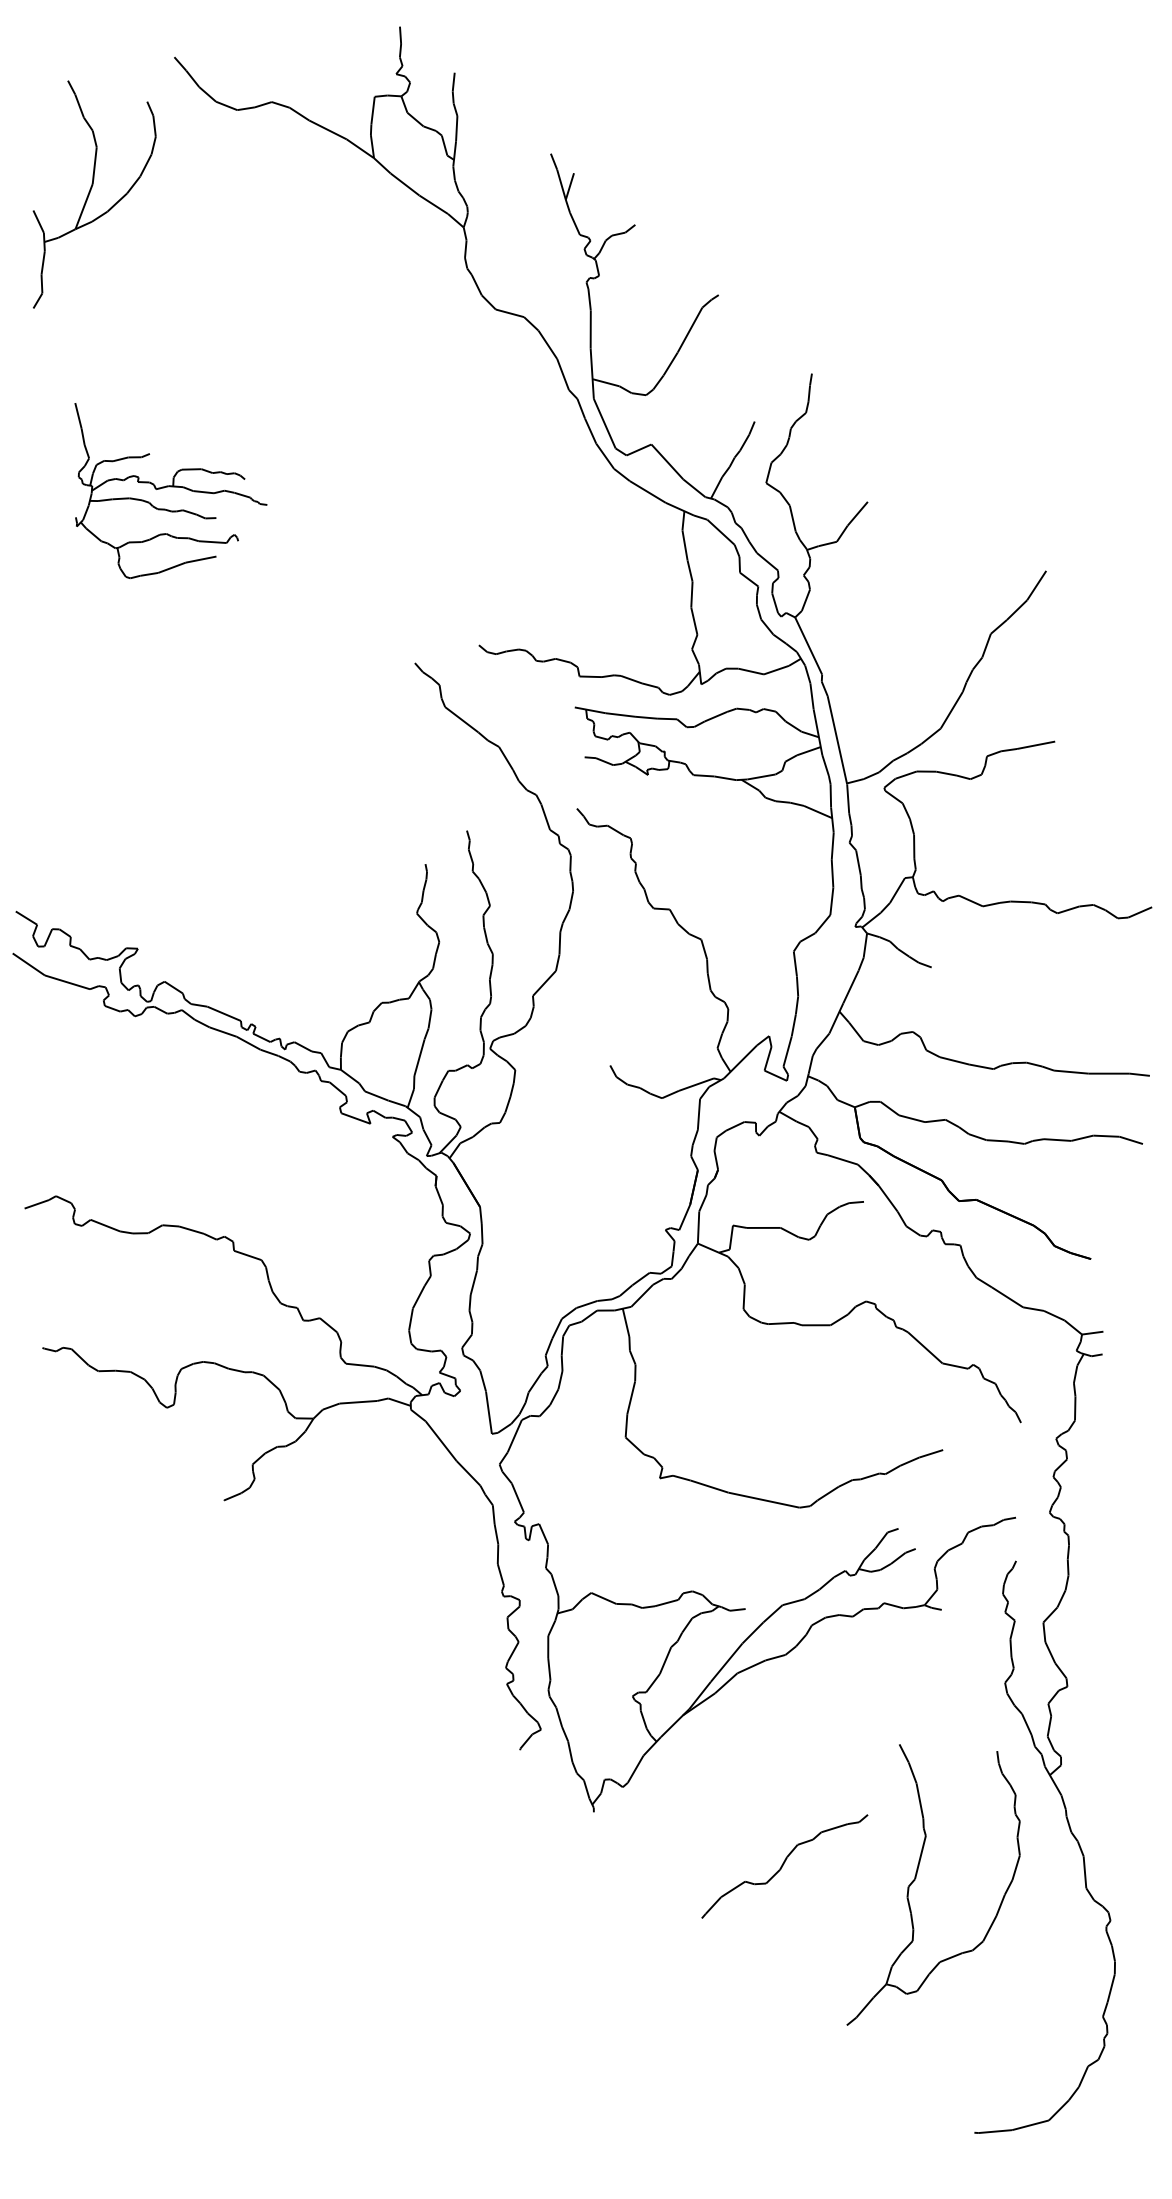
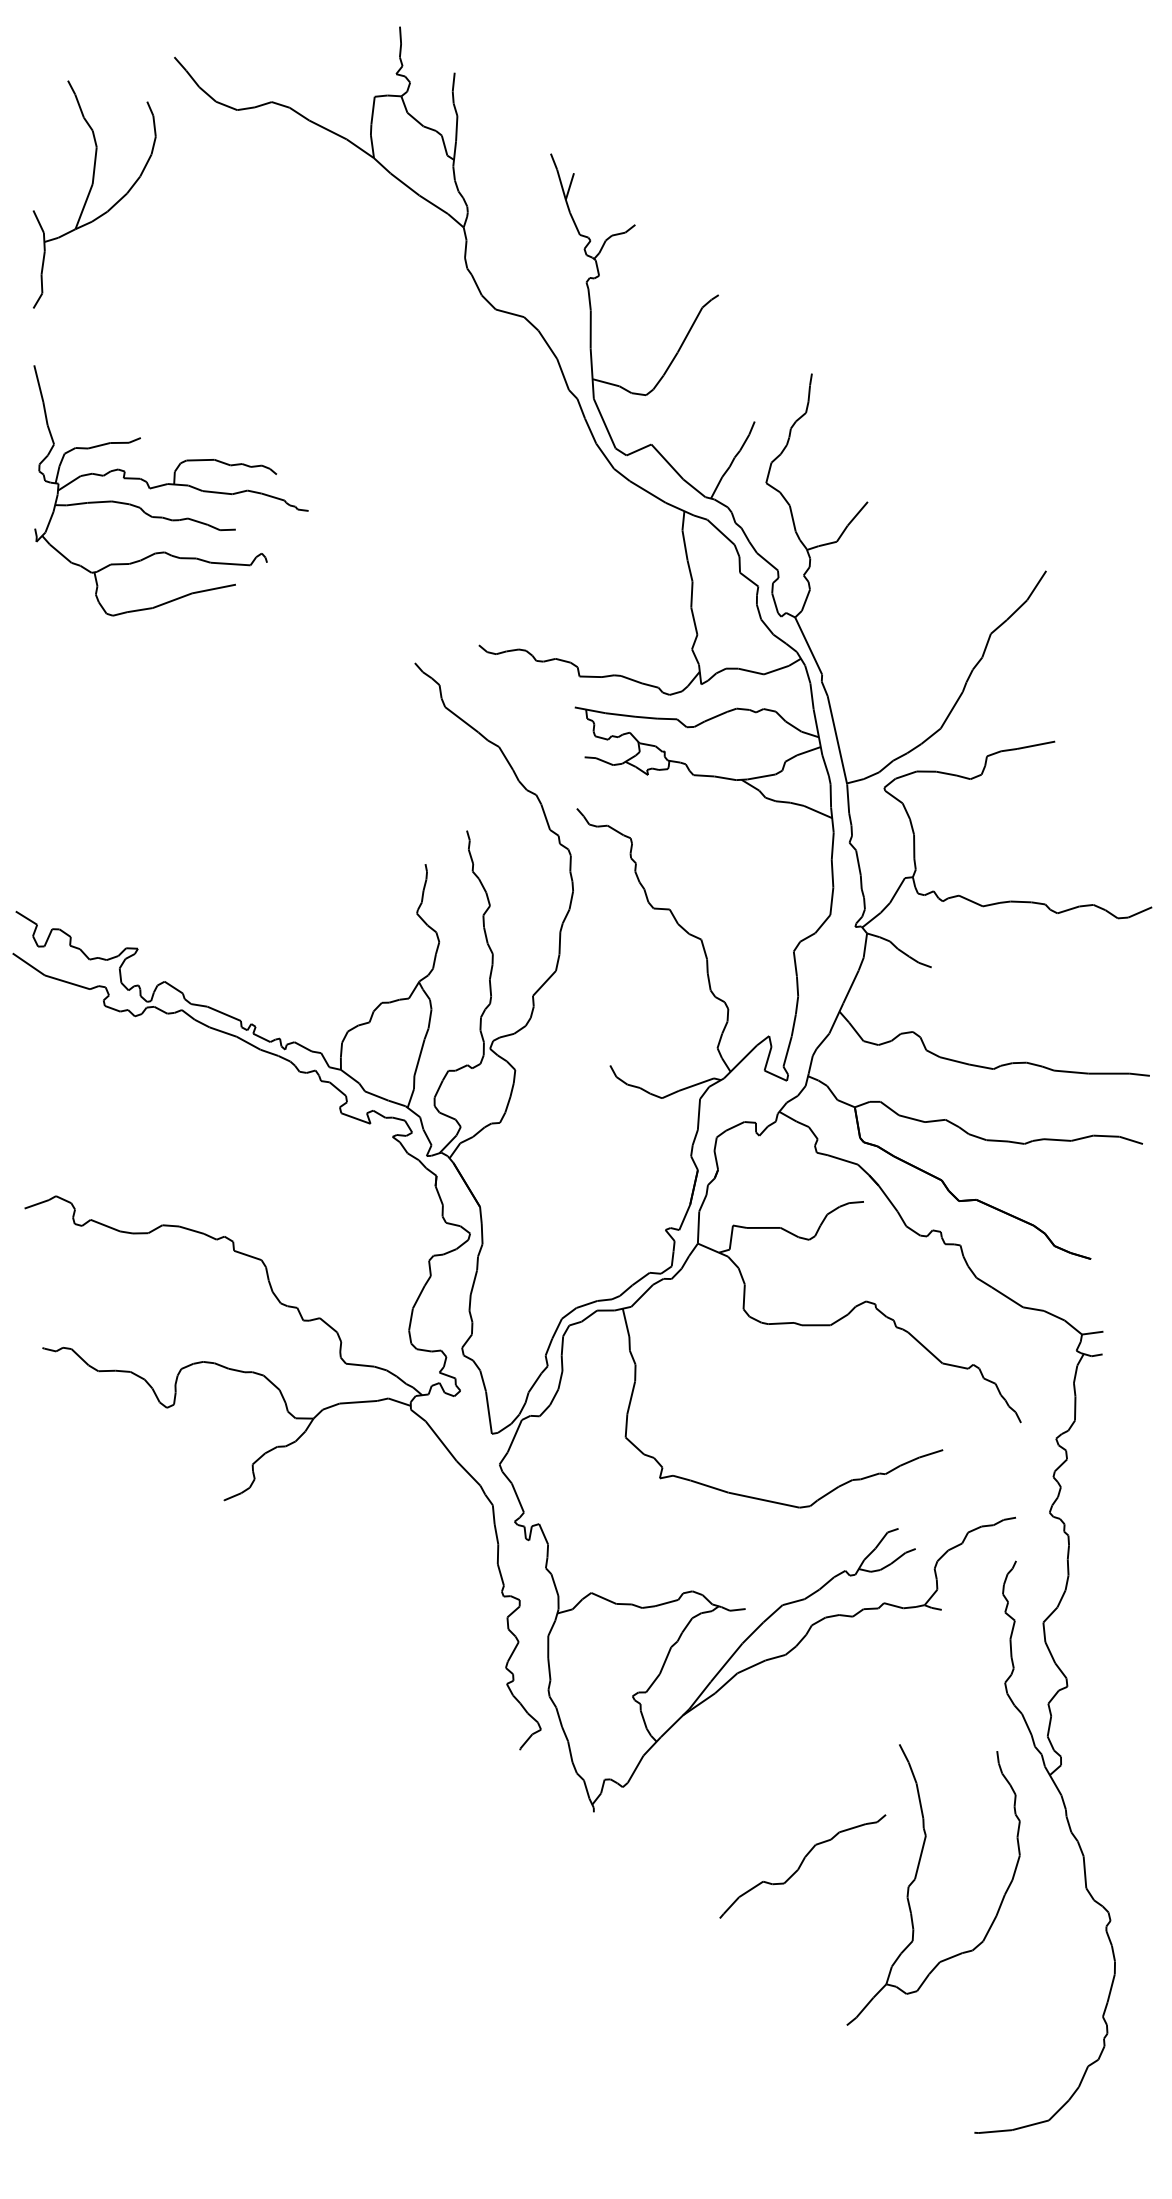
part size: 194x176 px -> 276x252 px (170, 490)
curve position: (783, 1865) -> (801, 1865) (801, 1865)
